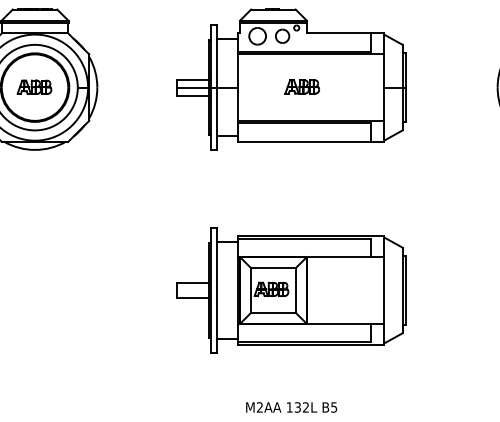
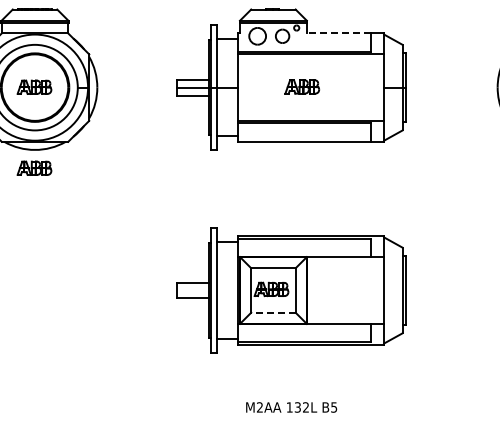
line: solid -> dashed (338, 33)
part: none -> present (34, 167)
line: solid -> dashed (272, 312)
